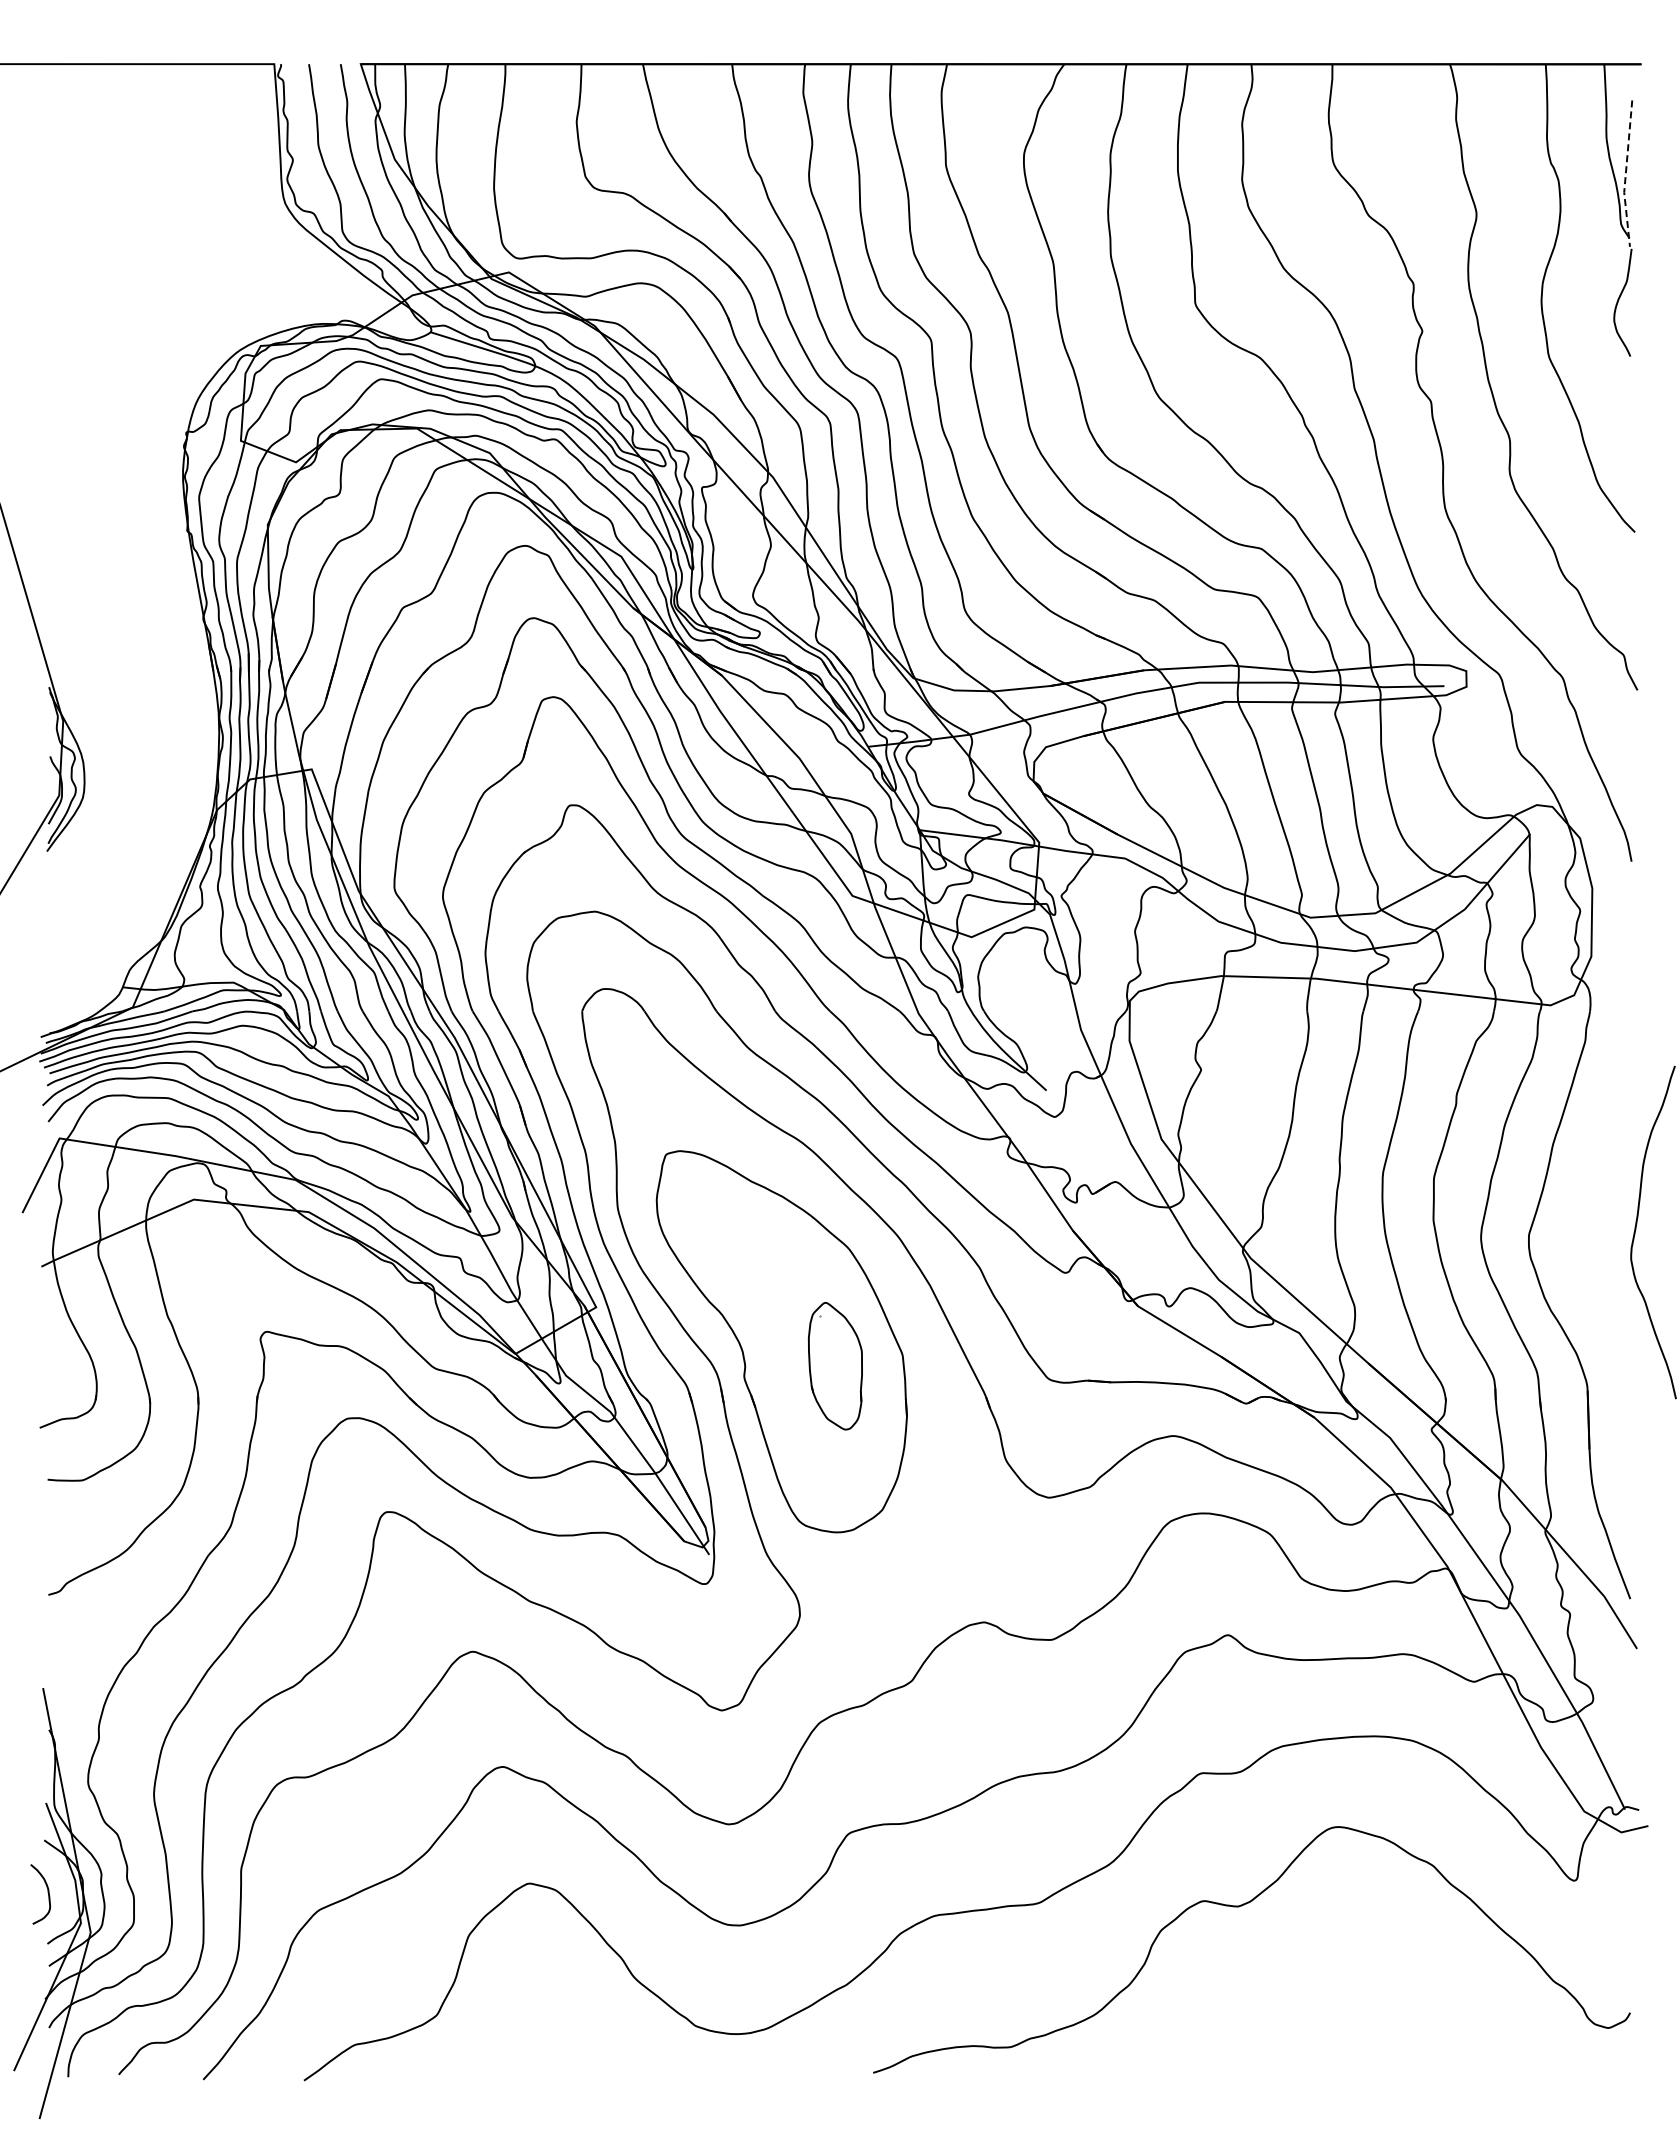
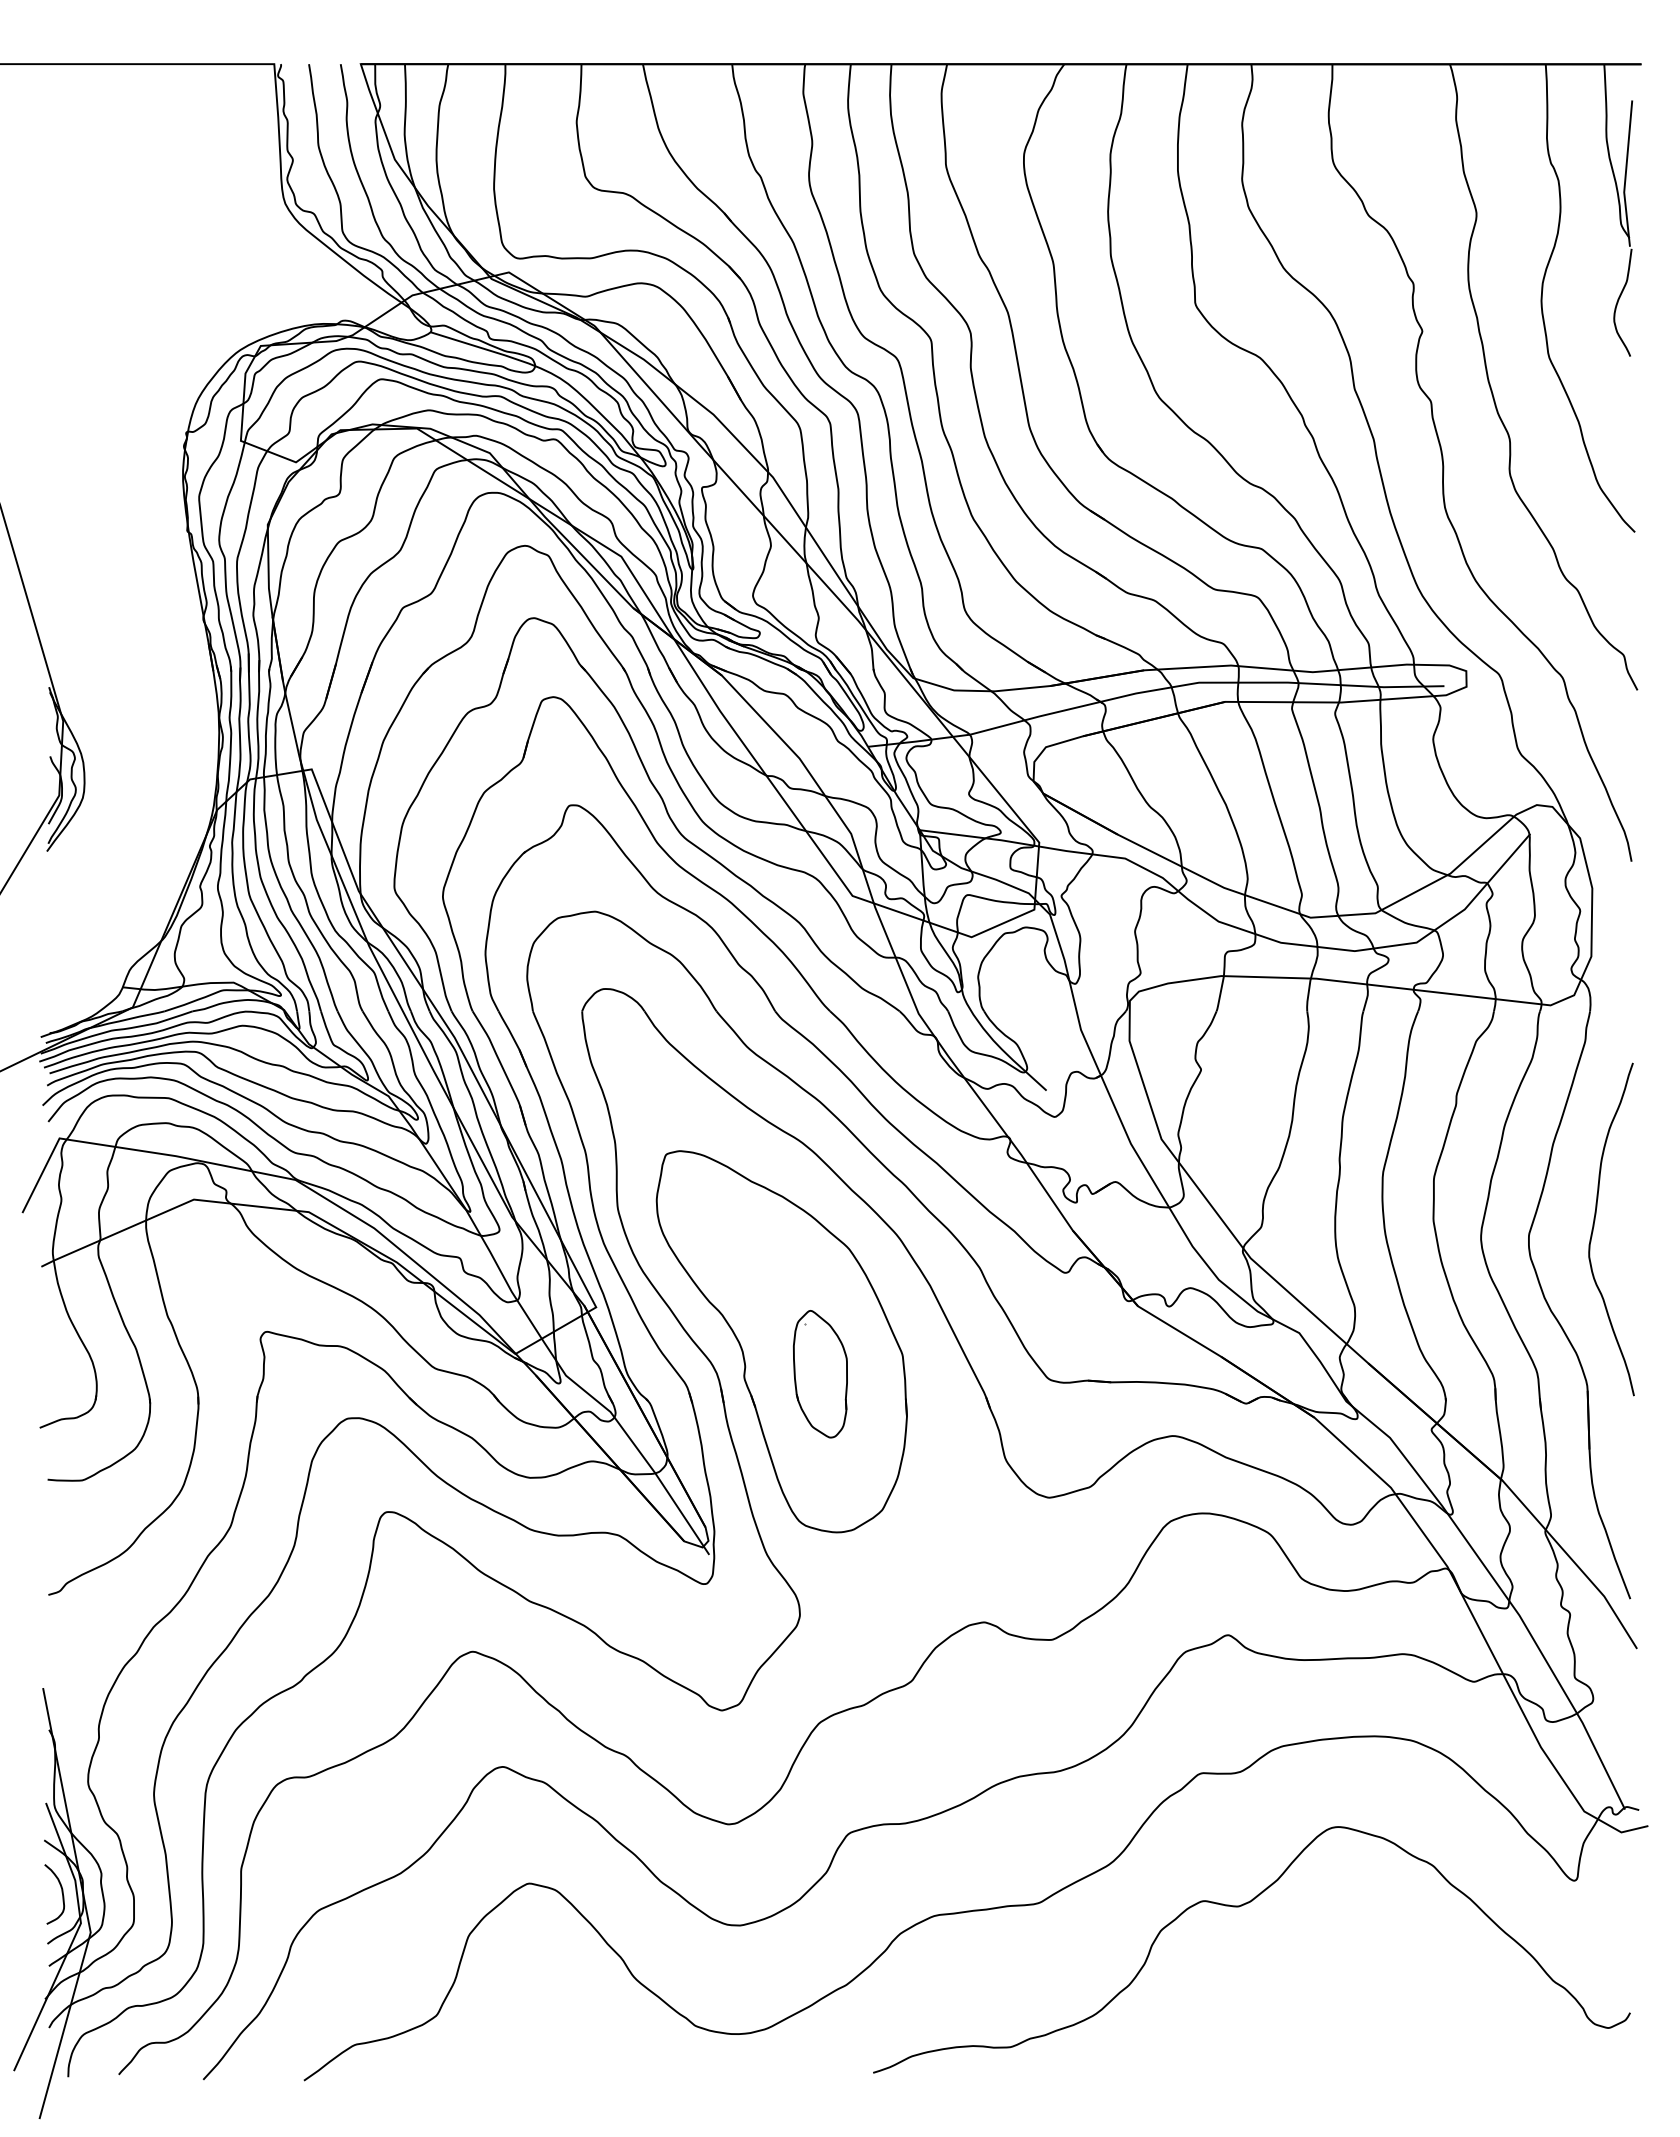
line: dashed -> solid (1625, 174)
curve position: (1636, 1229) -> (1594, 1226) (1594, 1226)
part position: (835, 1366) -> (820, 1374) (820, 1374)
curve position: (47, 1892) -> (61, 1892) (61, 1892)
